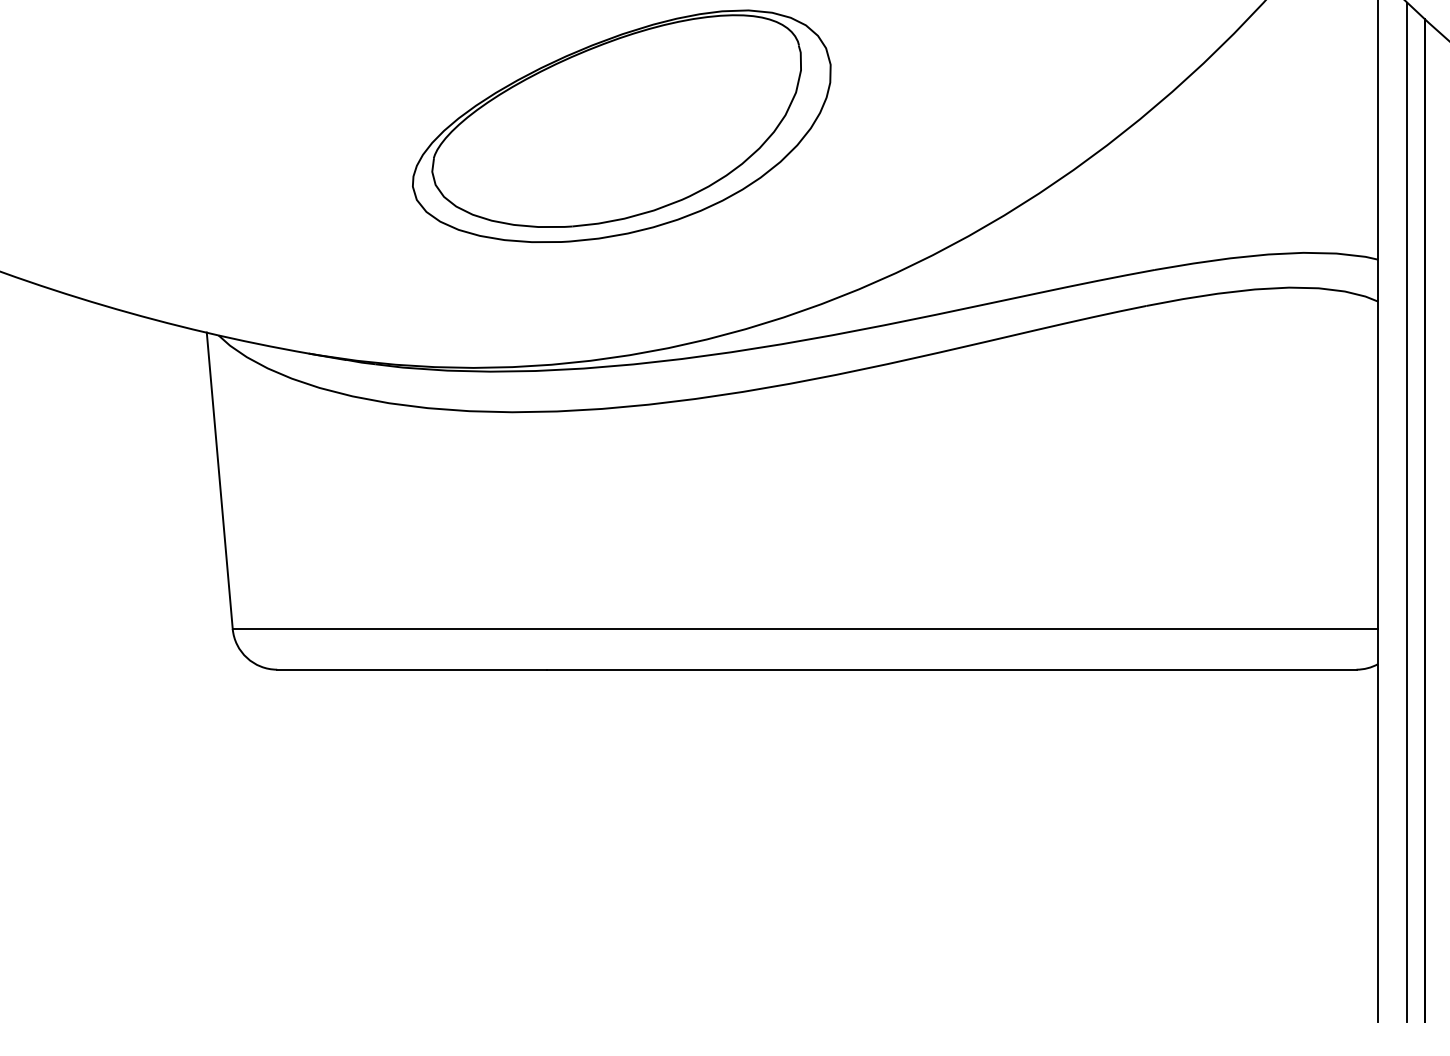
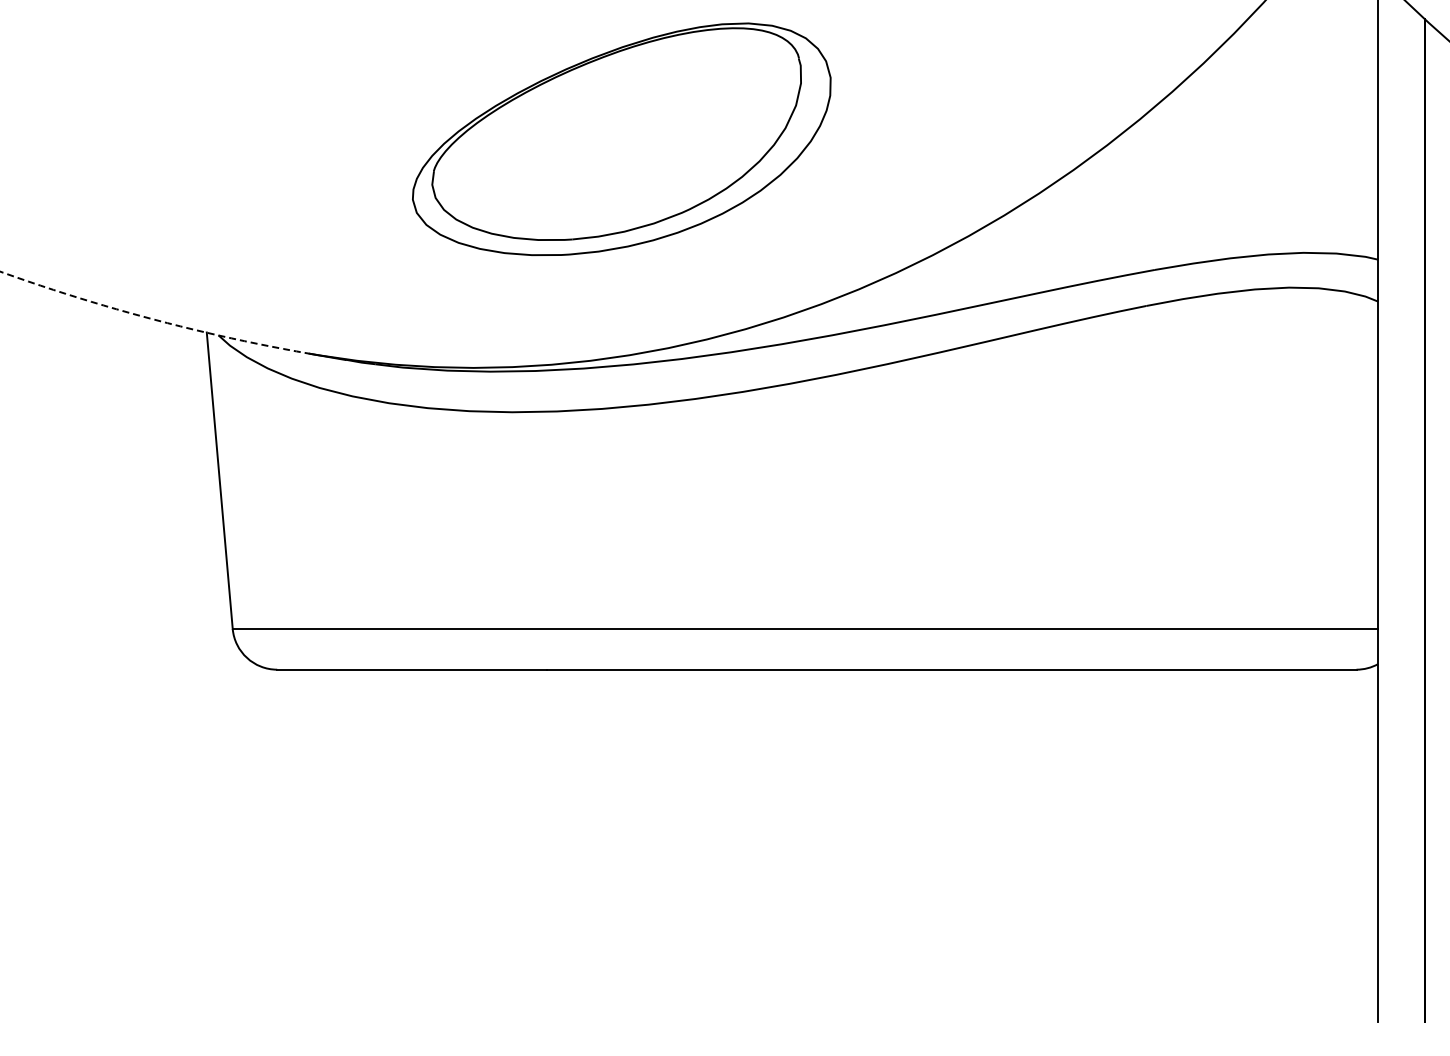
part position: (621, 126) -> (621, 139) (621, 139)
arc: solid -> dashed (153, 319)
line: present -> none (1407, 511)
